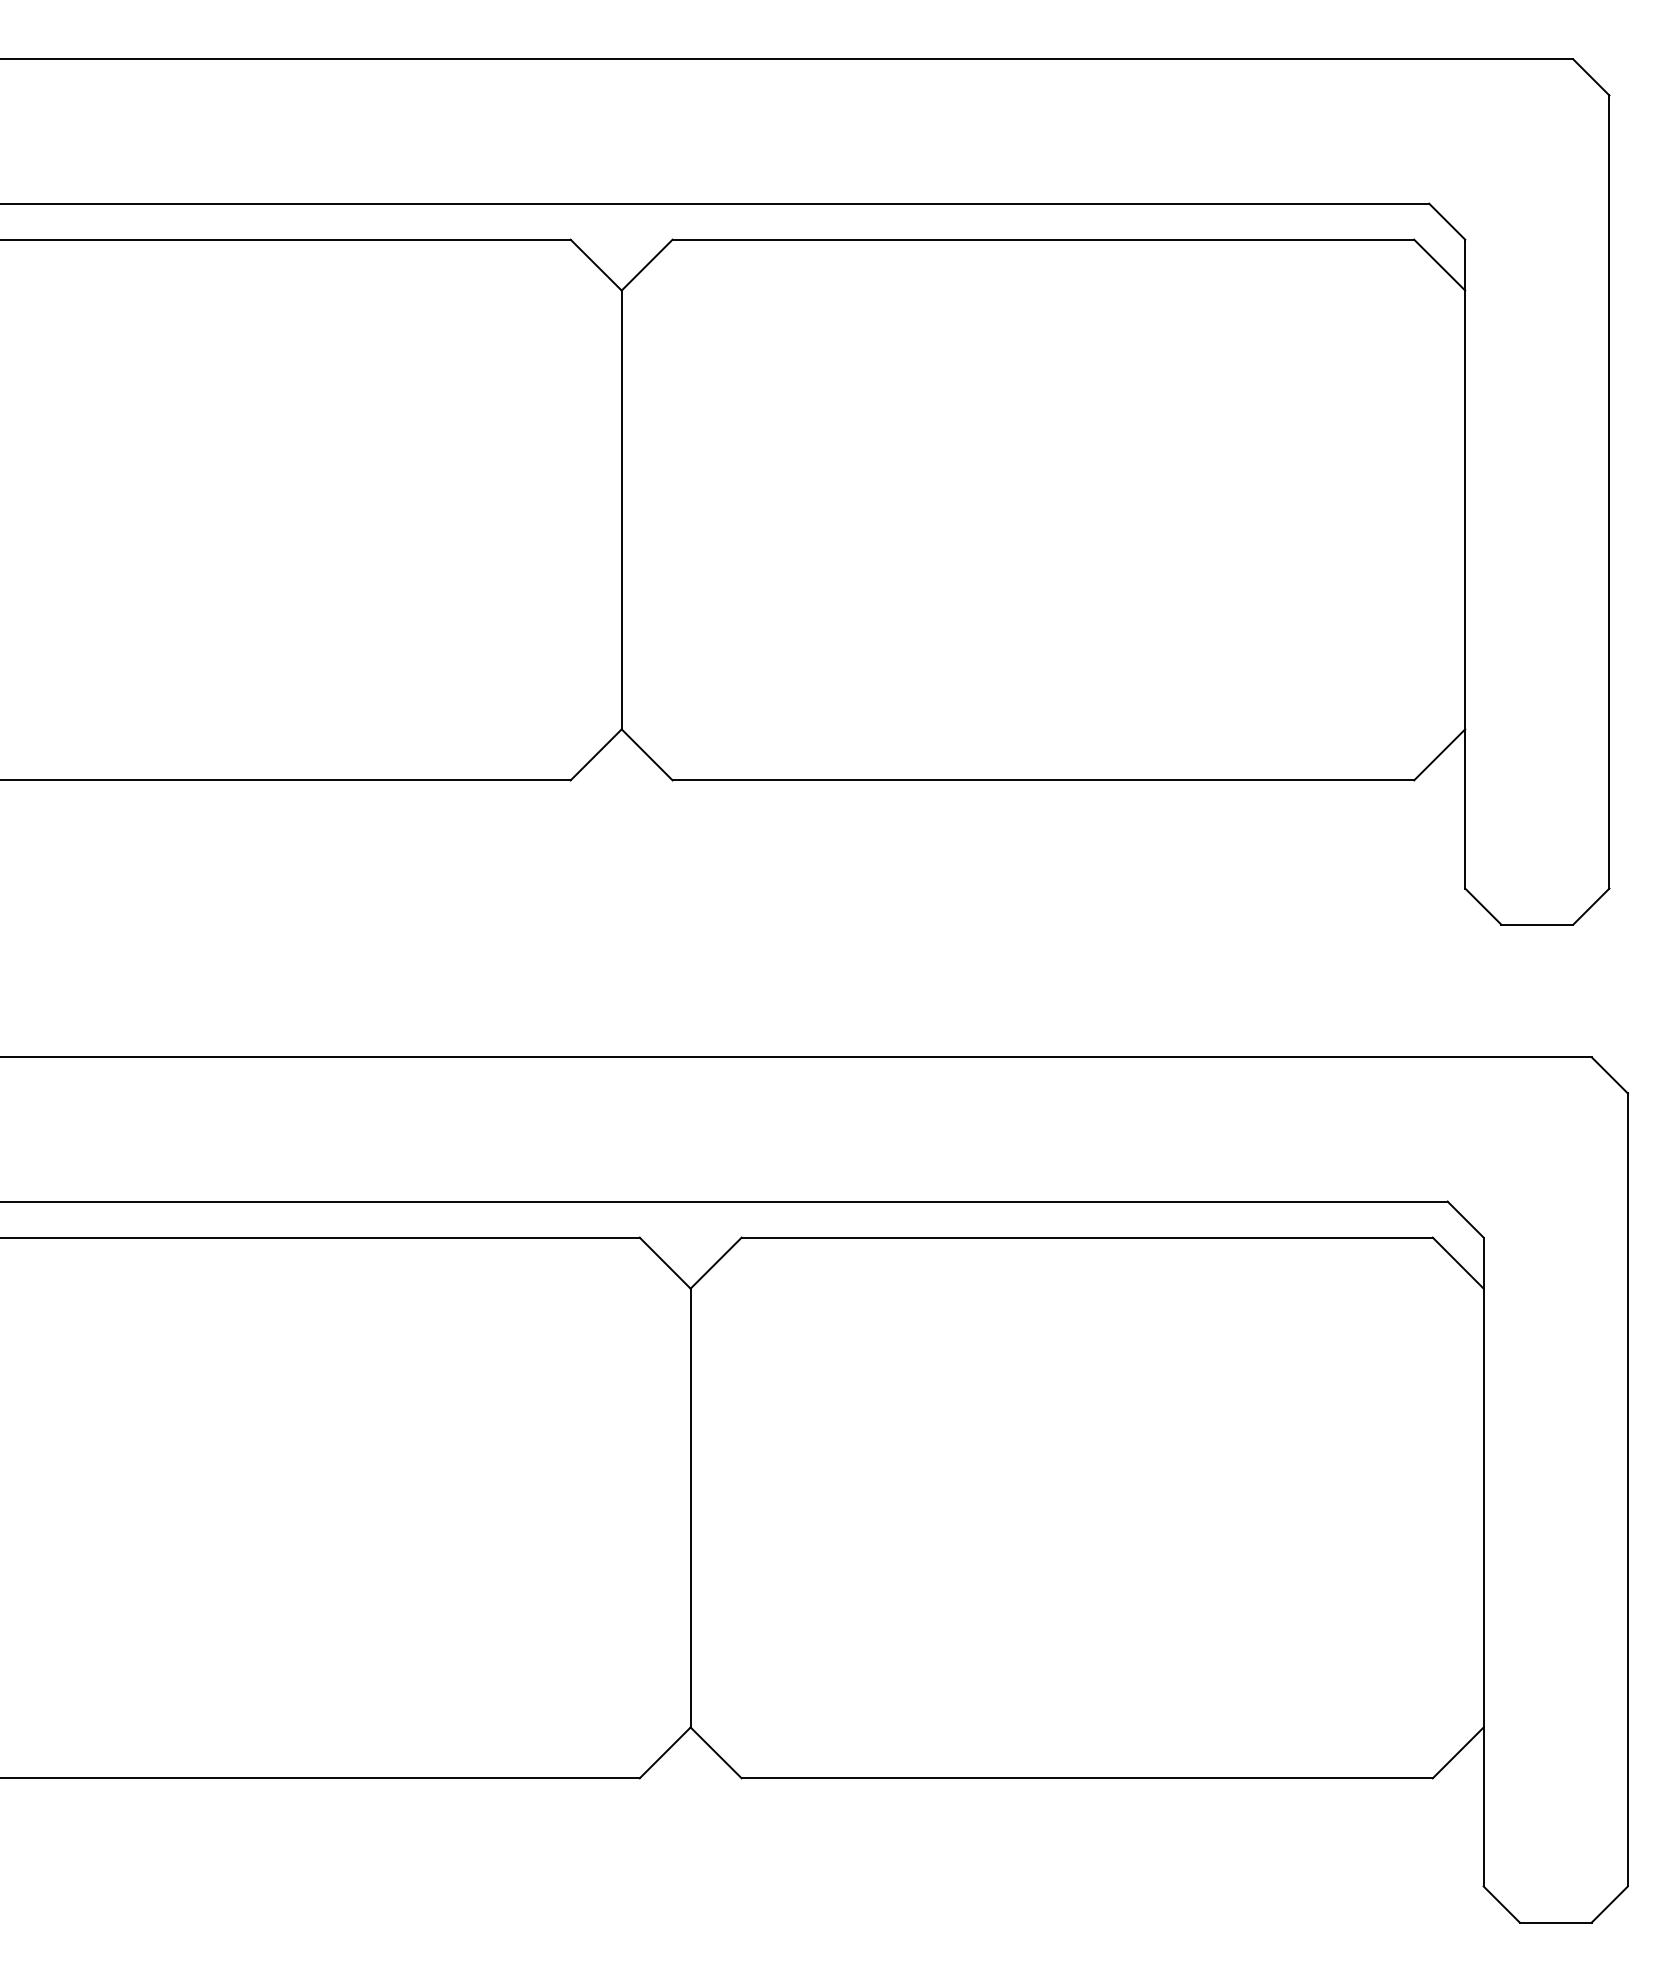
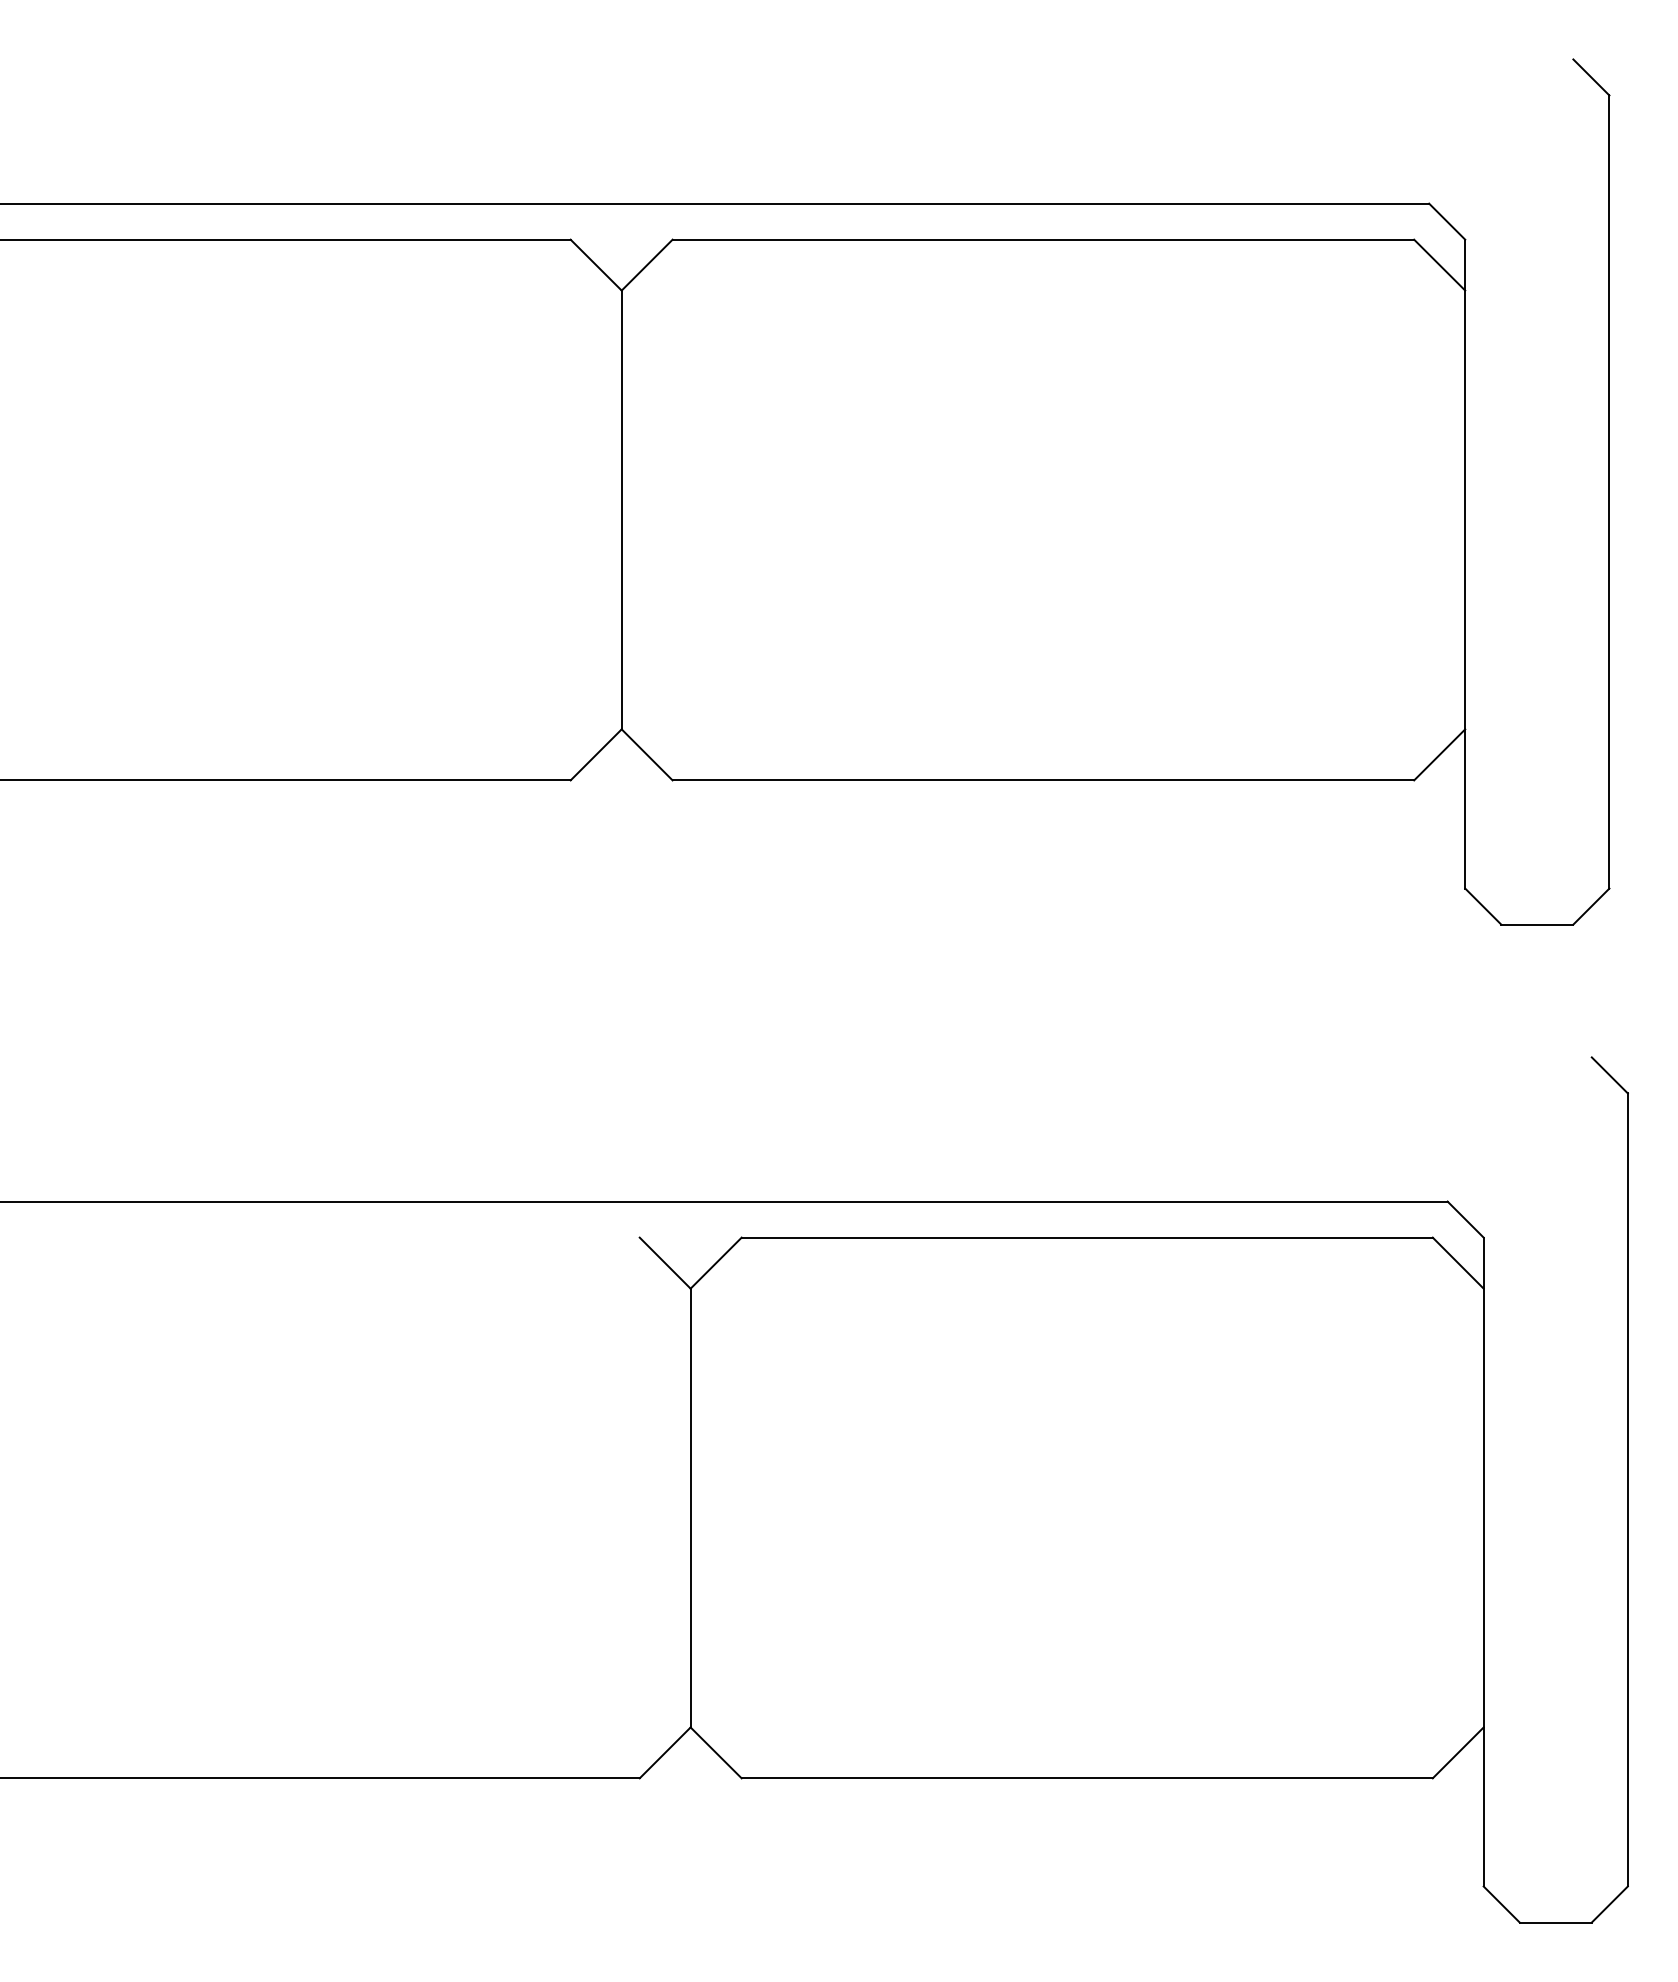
line: present -> none (787, 59)
line: present -> none (796, 1057)
line: present -> none (320, 1237)
